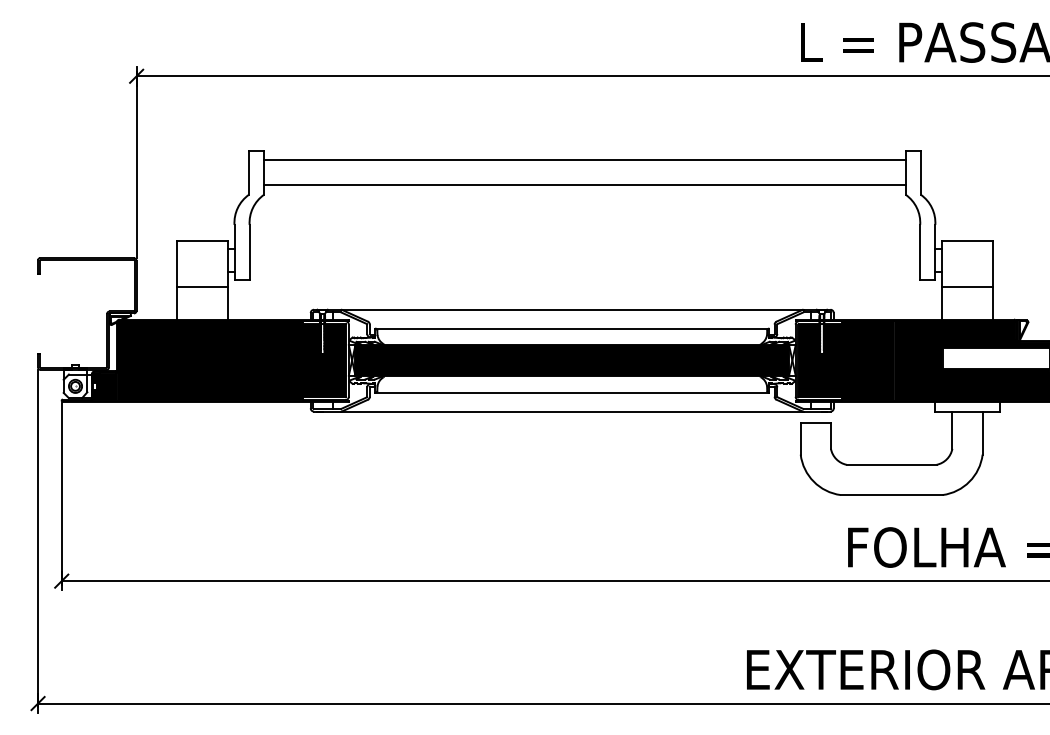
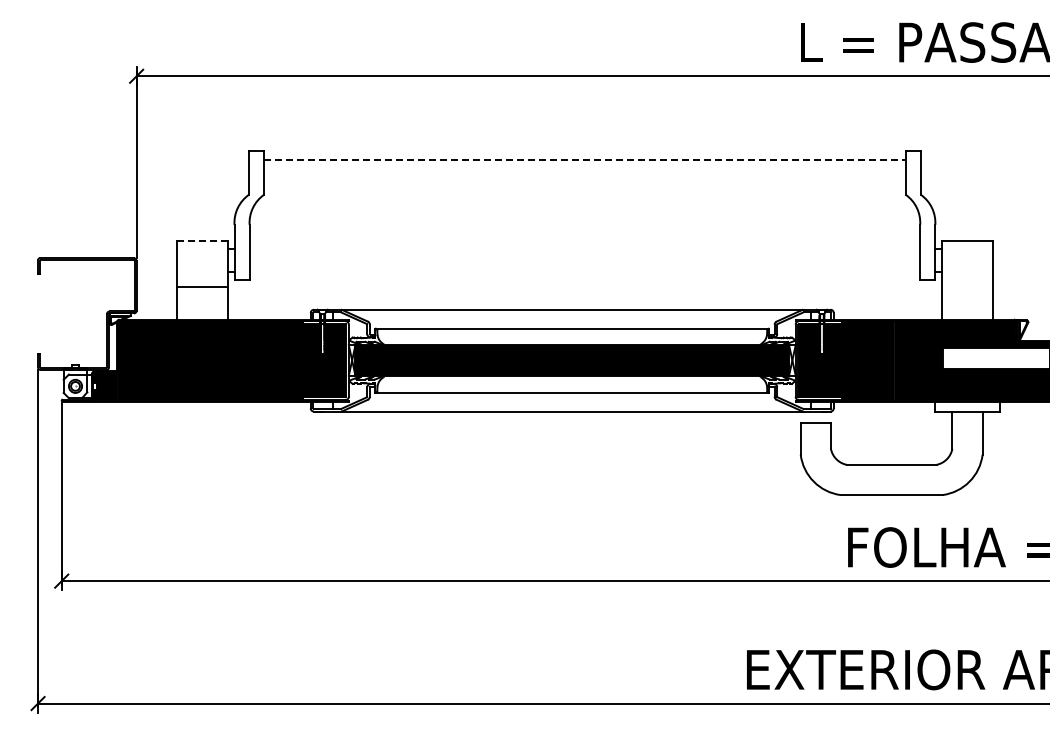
line: solid -> dashed (584, 159)
line: present -> none (584, 185)
line: solid -> dashed (202, 240)
line: present -> none (967, 286)
